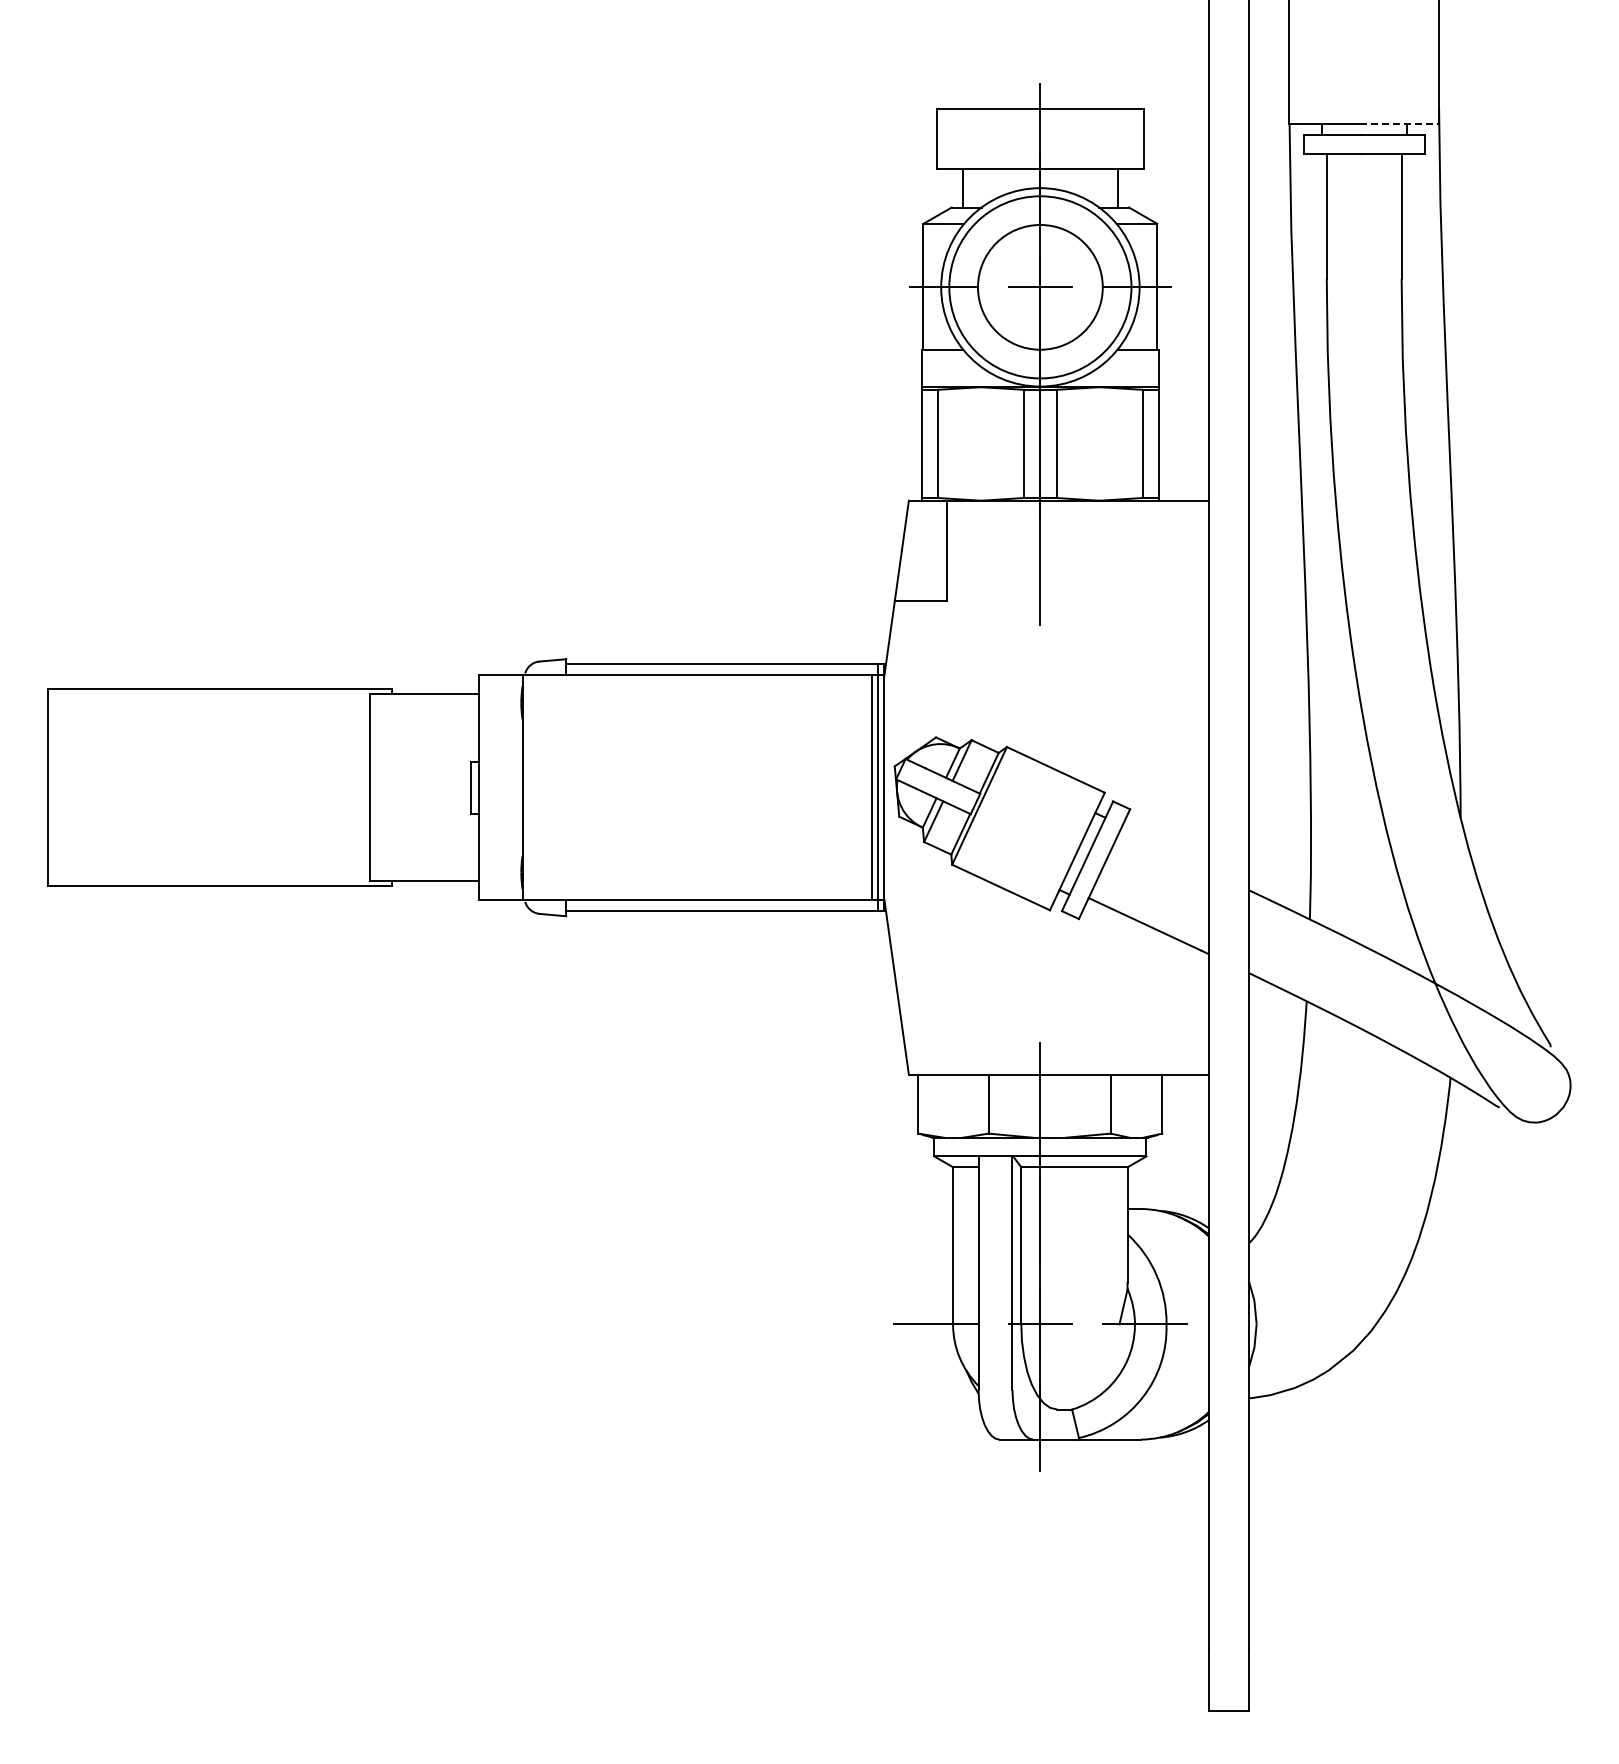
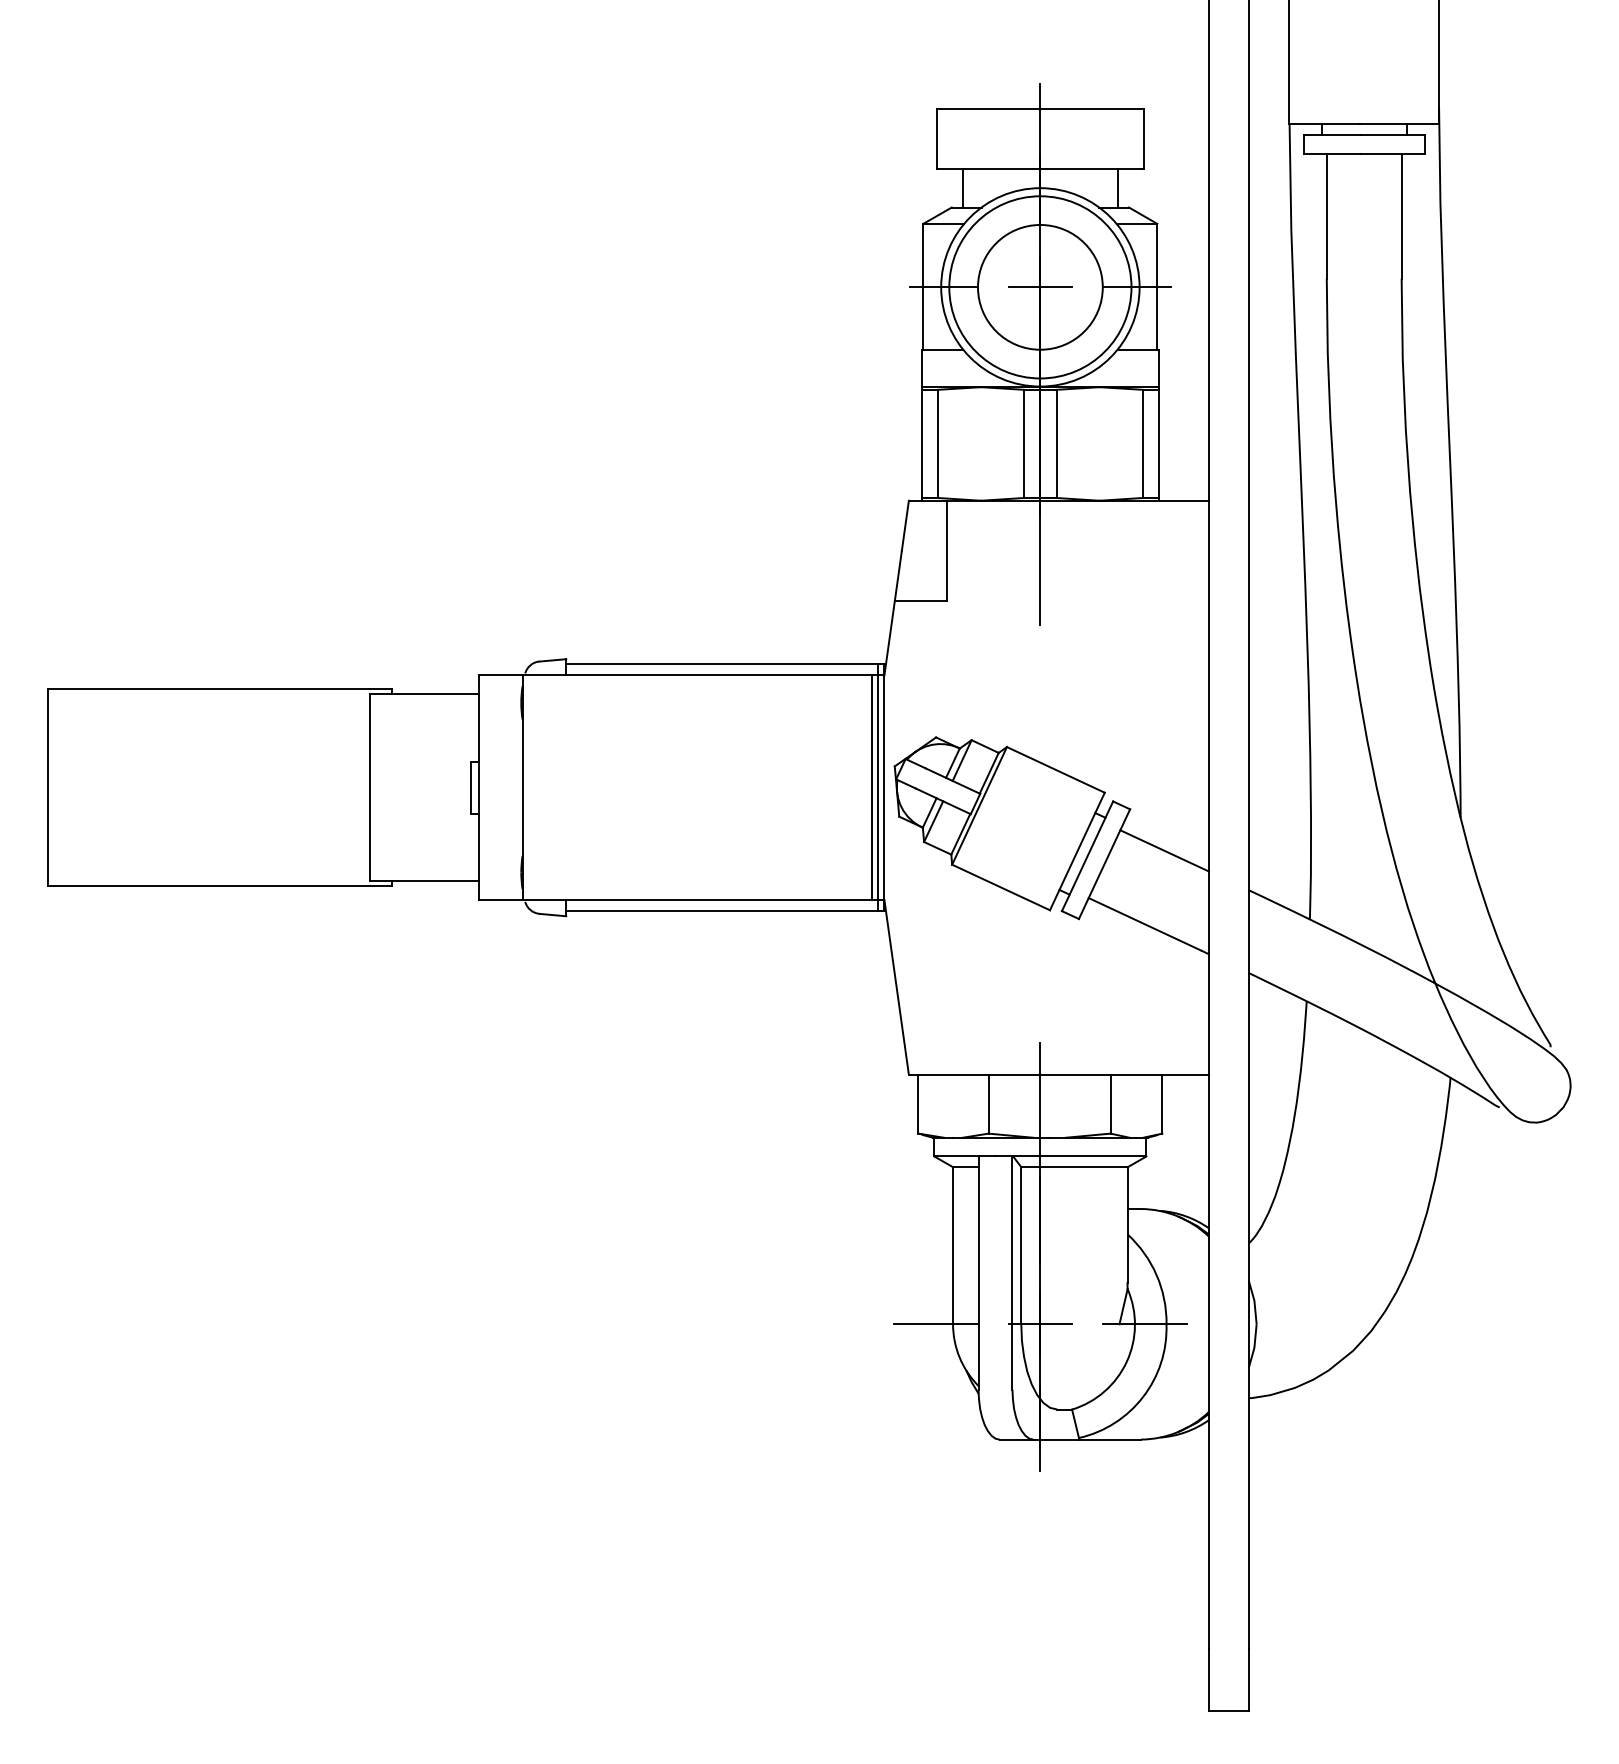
line: dashed -> solid (1399, 123)
line: none -> present (1164, 850)
